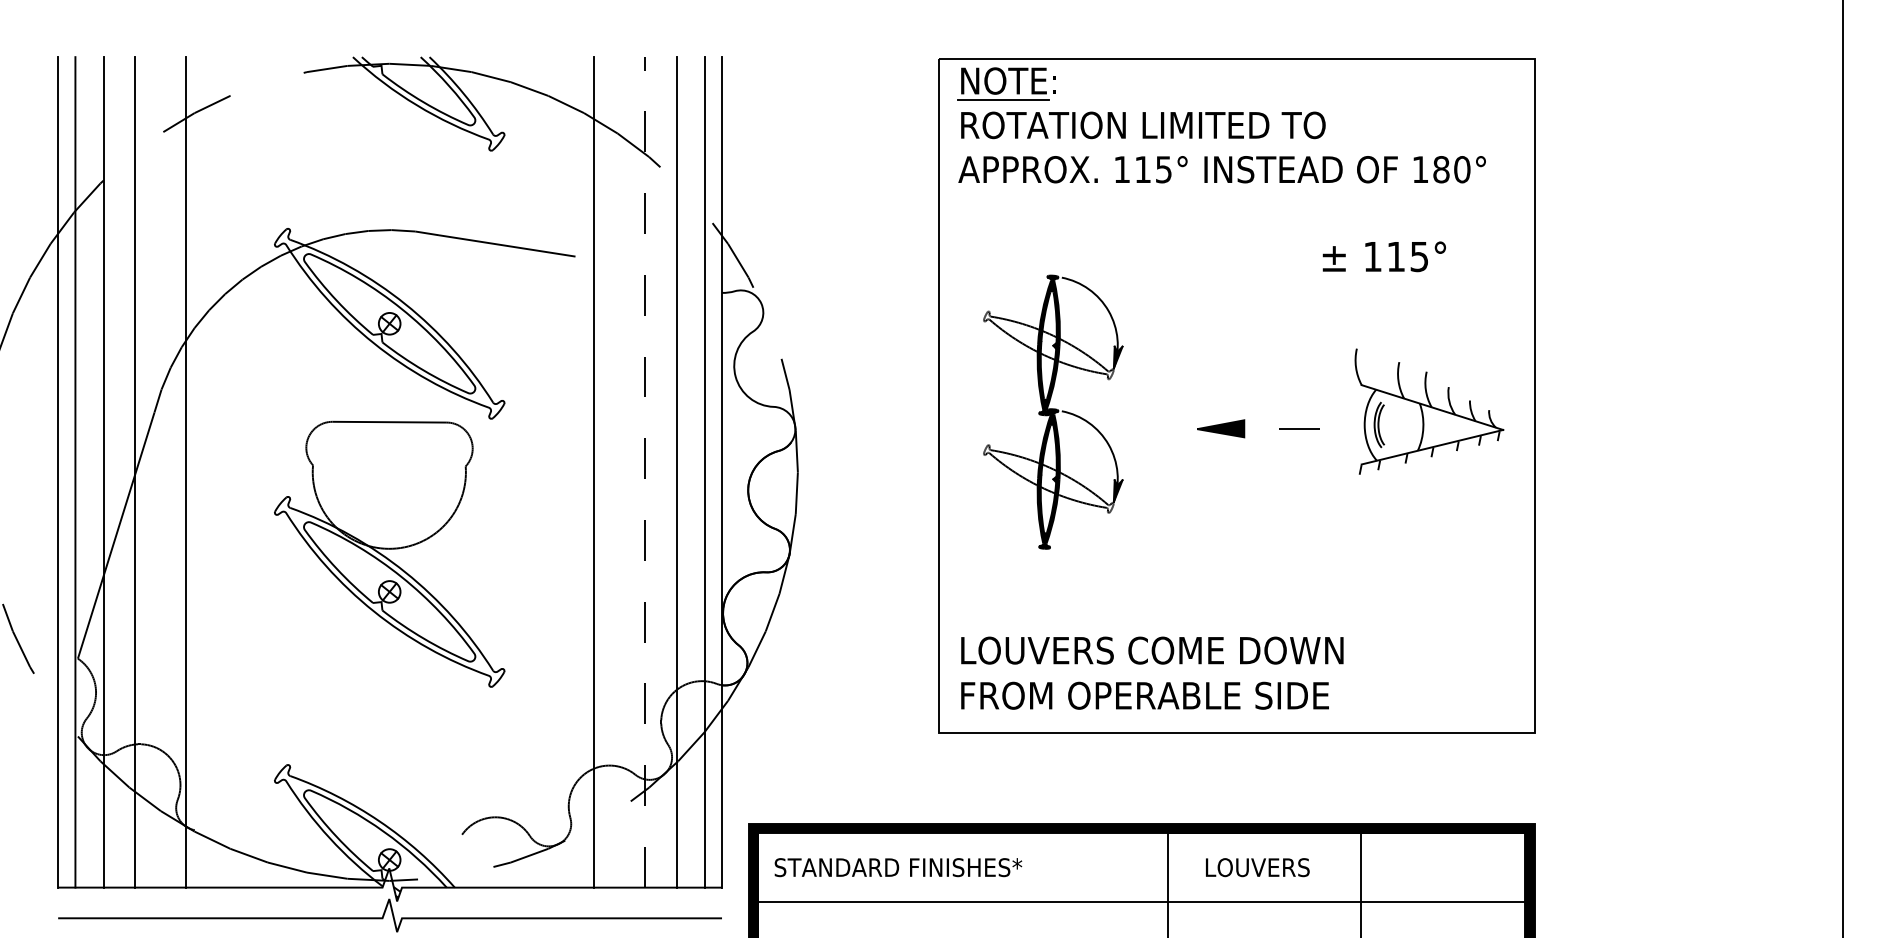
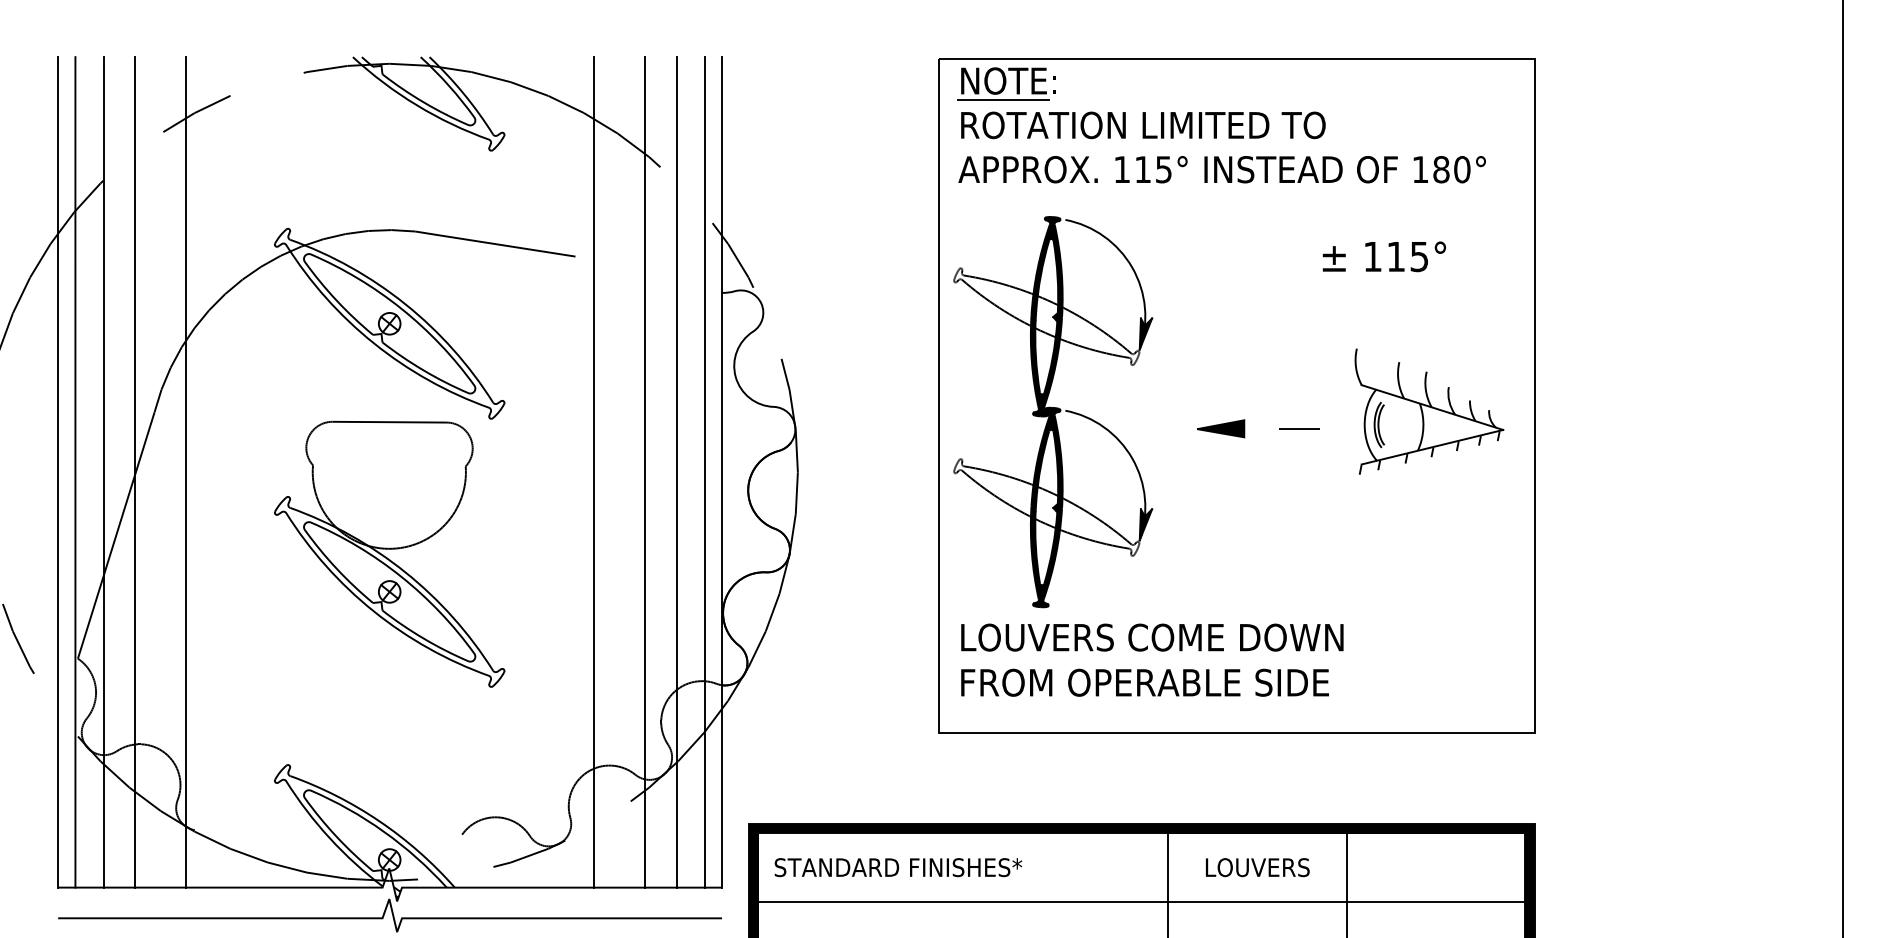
part size: 141x276 px -> 201x393 px (1053, 412)
line: dashed -> solid (645, 471)
text position: (1152, 672) -> (1152, 659) (1152, 659)
line position: (1360, 883) -> (1346, 883) (1346, 883)
